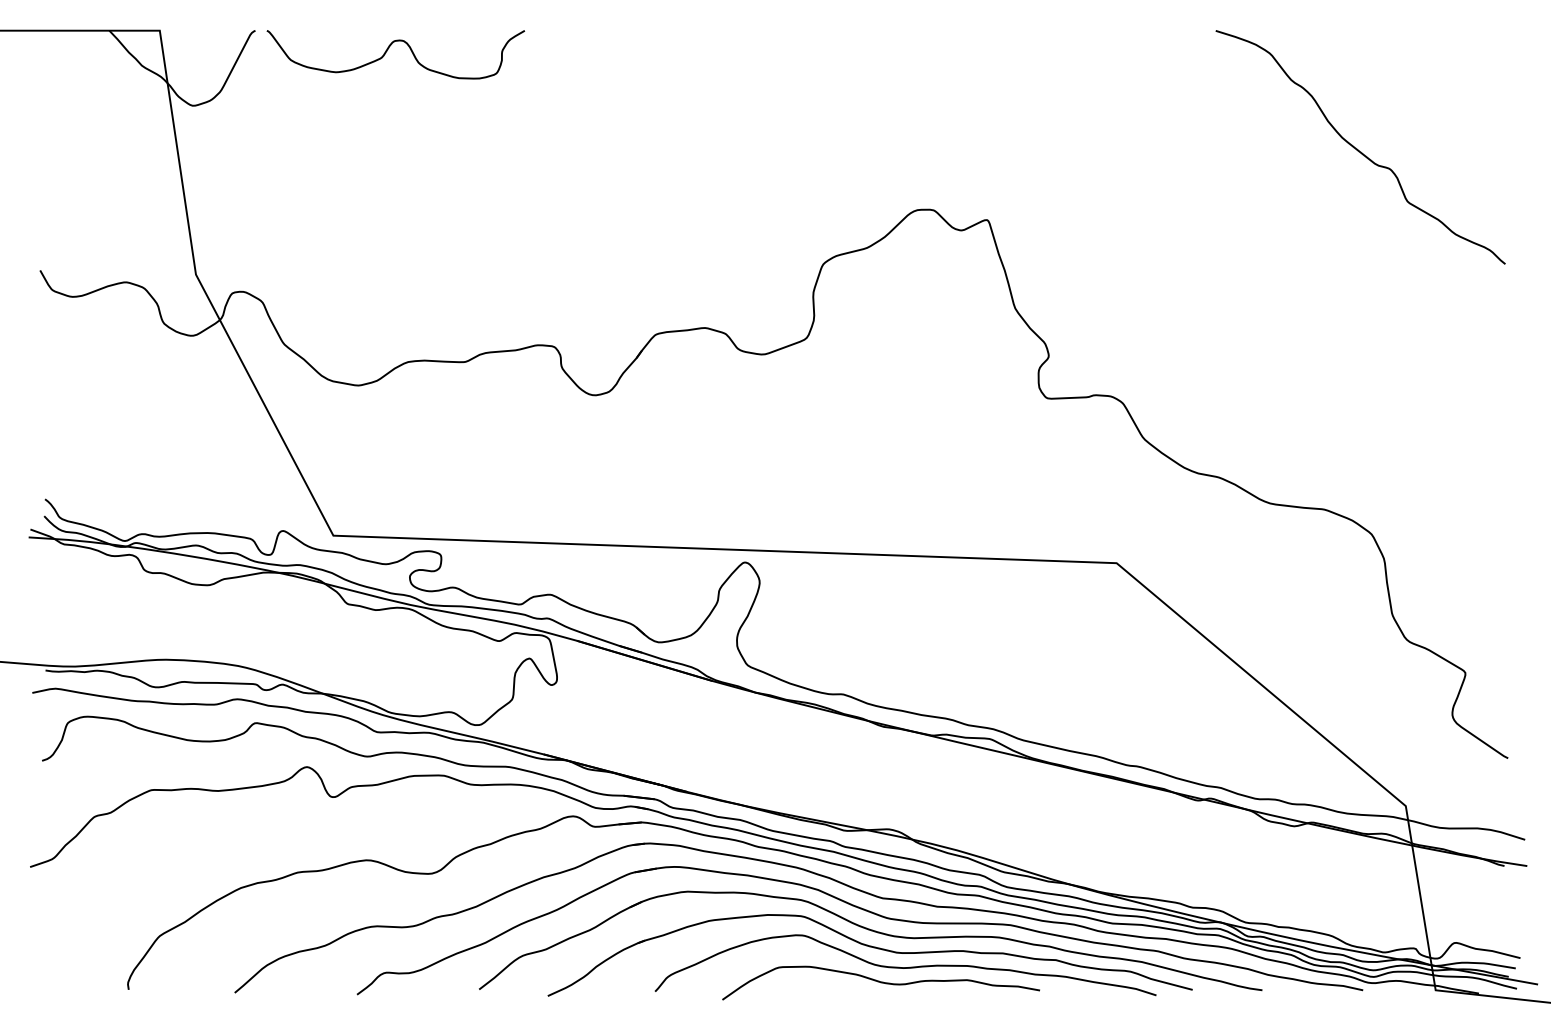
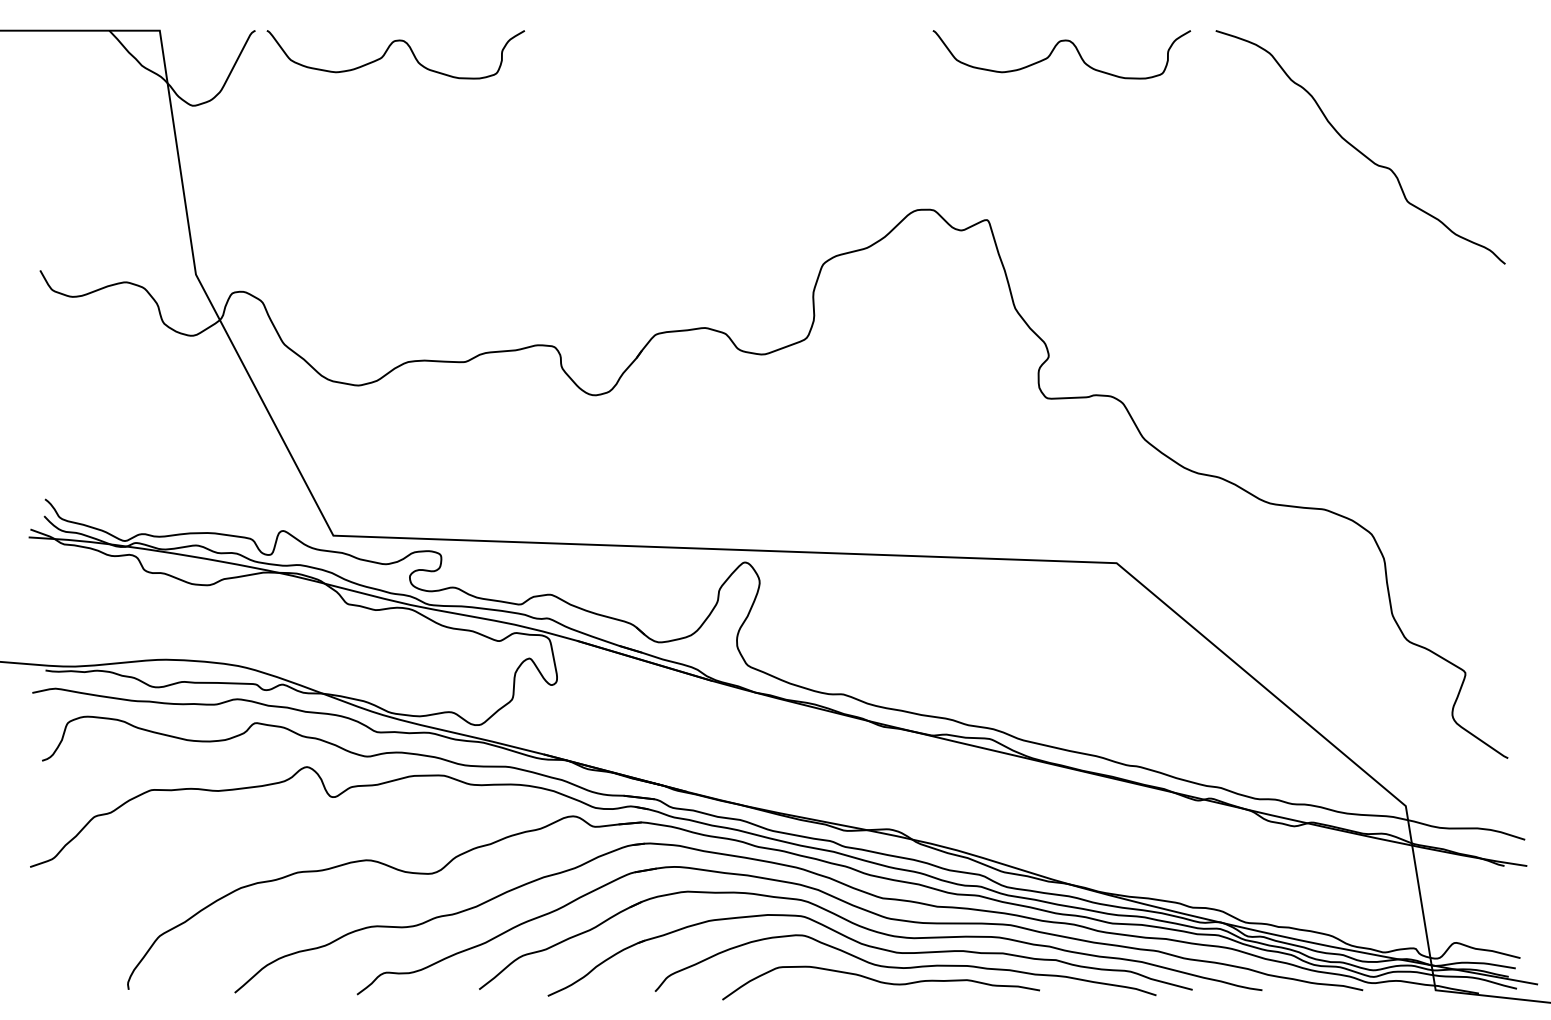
curve: none -> present (1055, 48)
